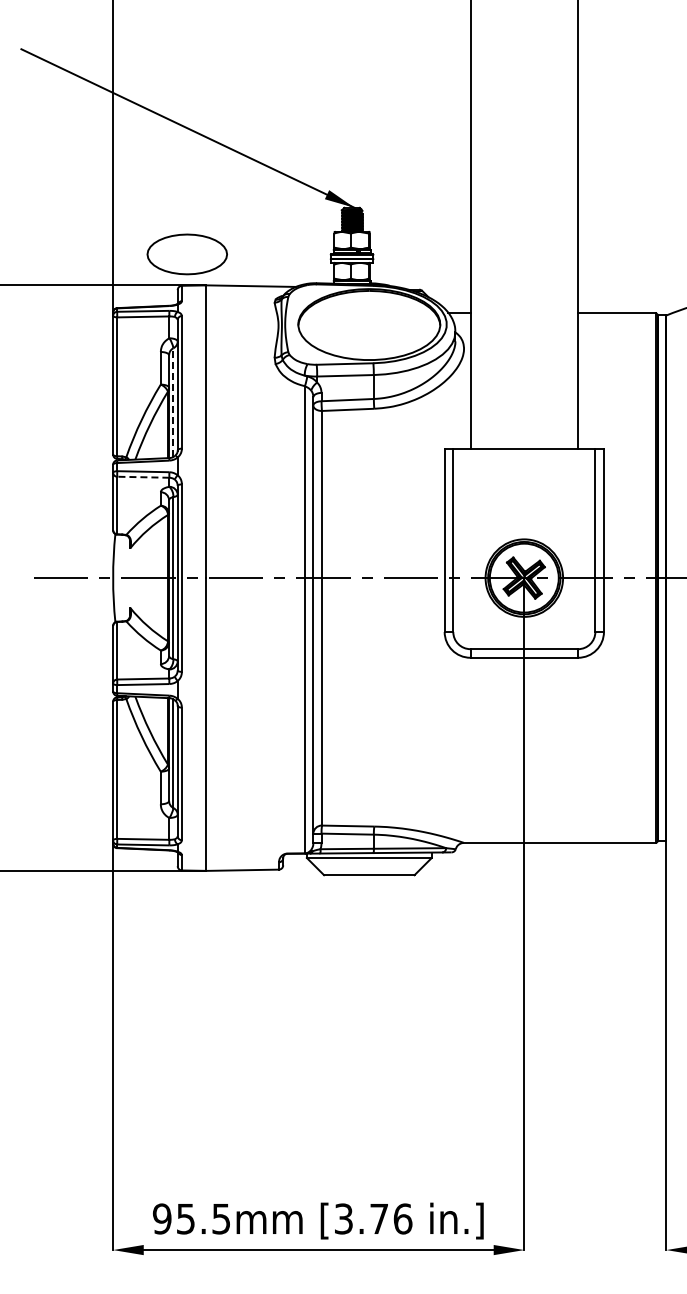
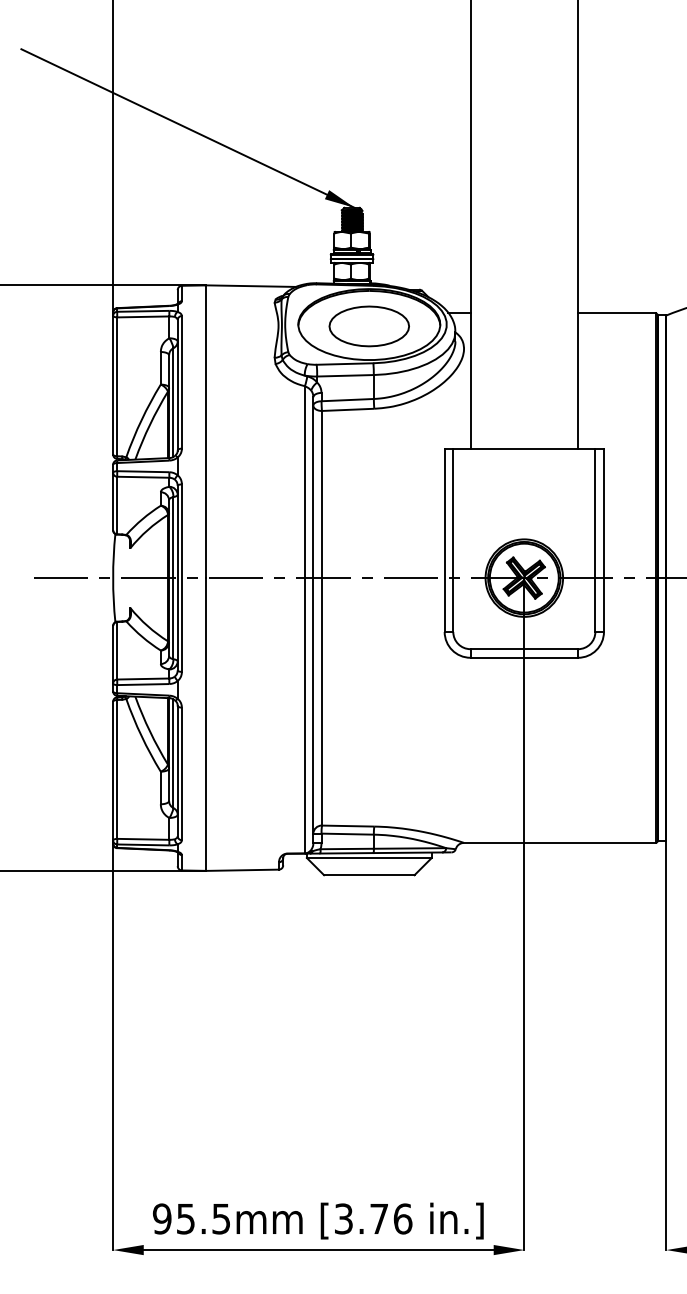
part position: (186, 254) -> (368, 326) (368, 326)
line: dashed -> solid (173, 402)
line: dashed -> solid (142, 477)
